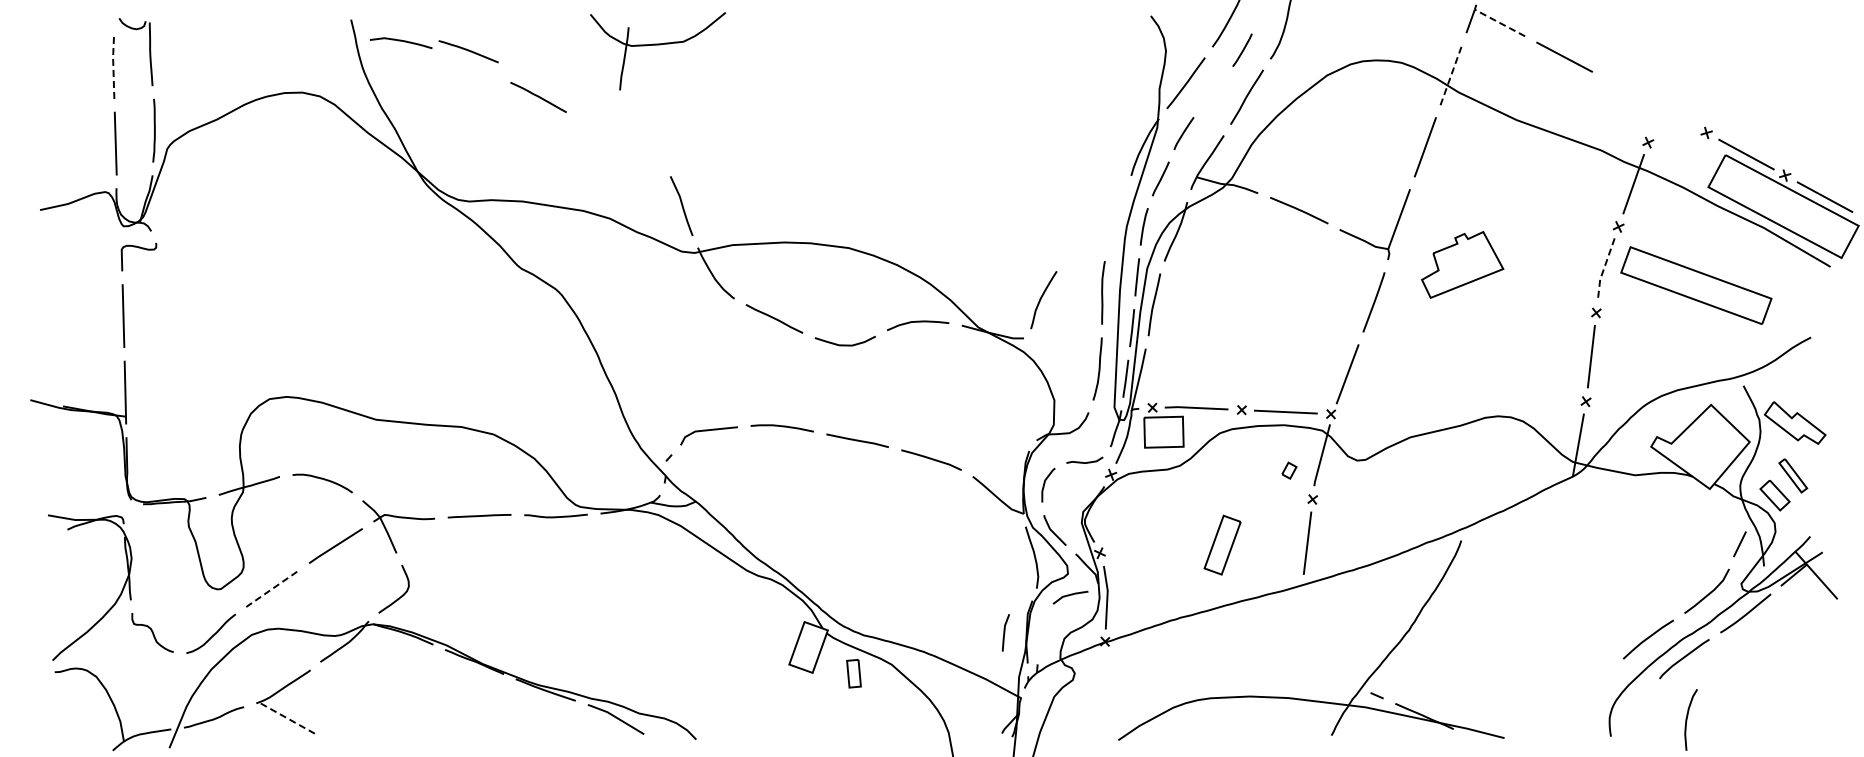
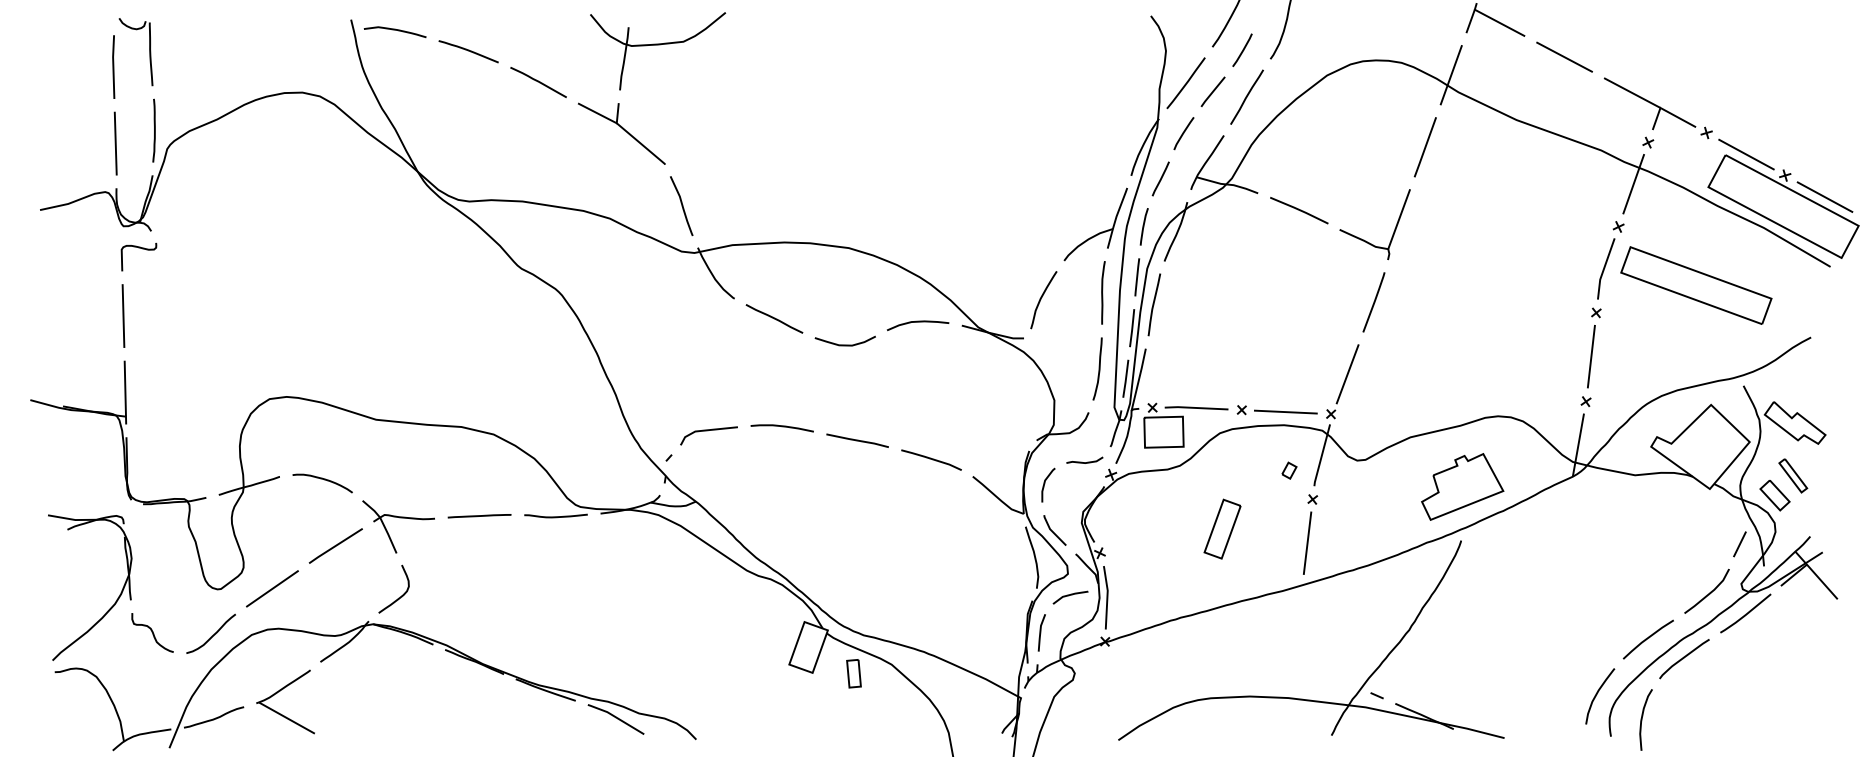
line: dashed -> solid (1496, 20)
curve position: (400, 41) -> (394, 30) (394, 30)
line: dashed -> solid (113, 66)
line: dashed -> solid (1451, 75)
line: none -> present (1212, 91)
line position: (538, 97) -> (538, 82) (538, 82)
part: none -> present (1649, 103)
part: none -> present (621, 133)
part: none -> present (1099, 232)
part position: (1462, 264) -> (1462, 486) (1462, 486)
line: dashed -> solid (1603, 269)
part position: (1222, 544) -> (1222, 528) (1222, 528)
line: dashed -> solid (272, 588)
line position: (1005, 632) -> (1041, 632) (1041, 632)
curve: none -> present (1597, 694)
line: dashed -> solid (287, 718)
curve position: (1687, 719) -> (1642, 719) (1642, 719)
